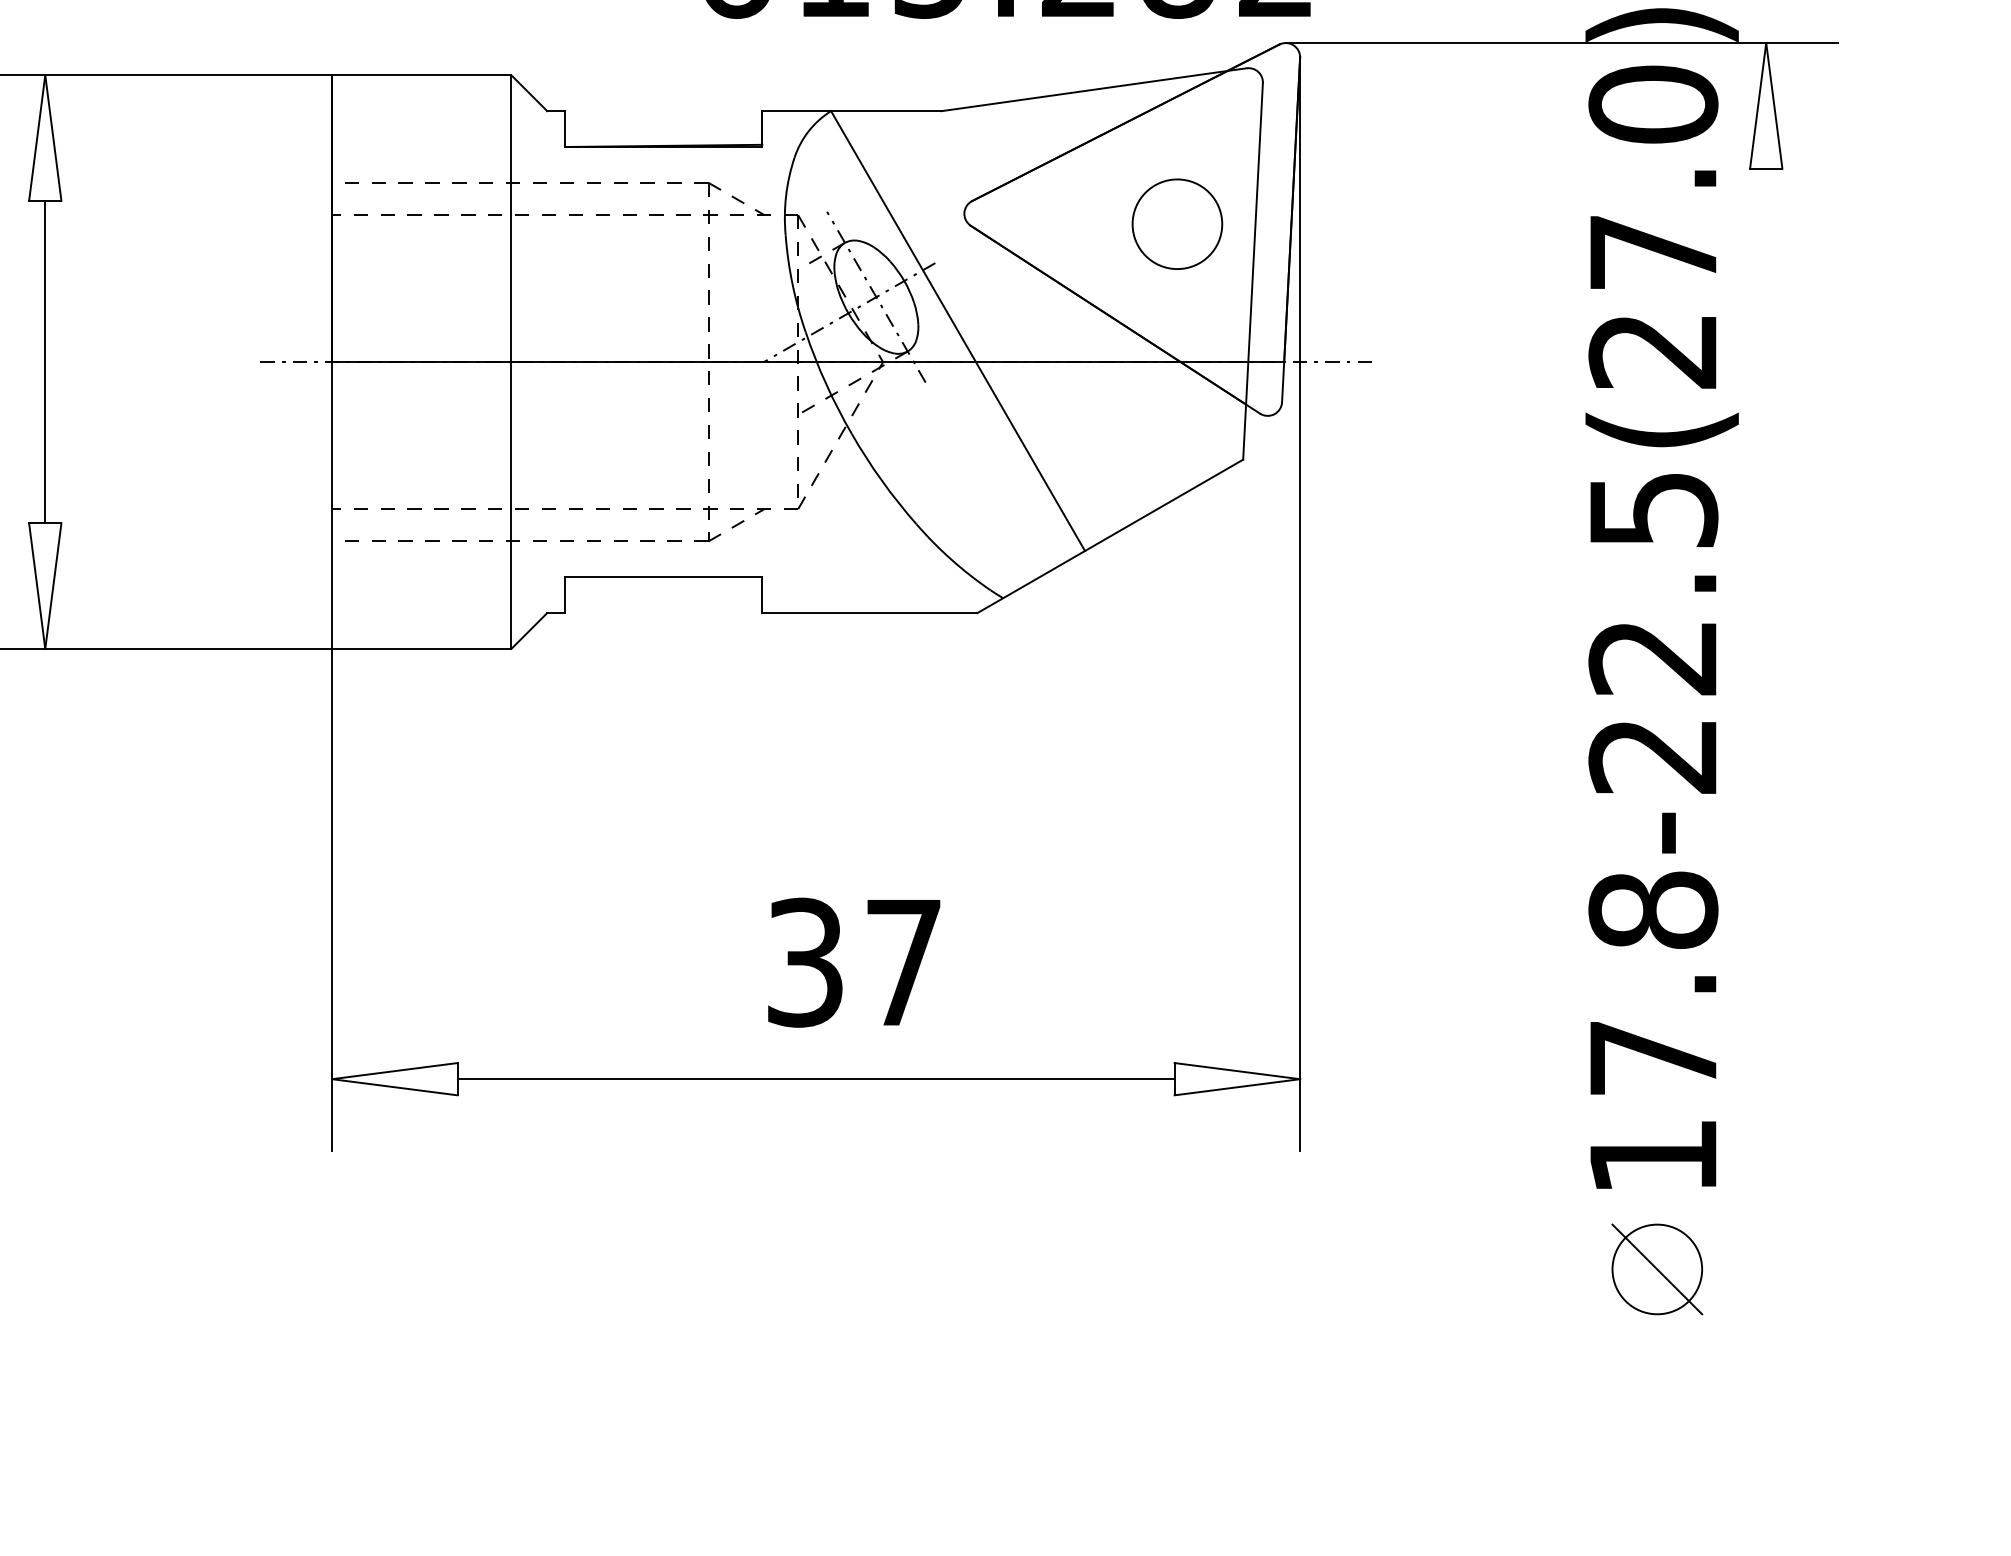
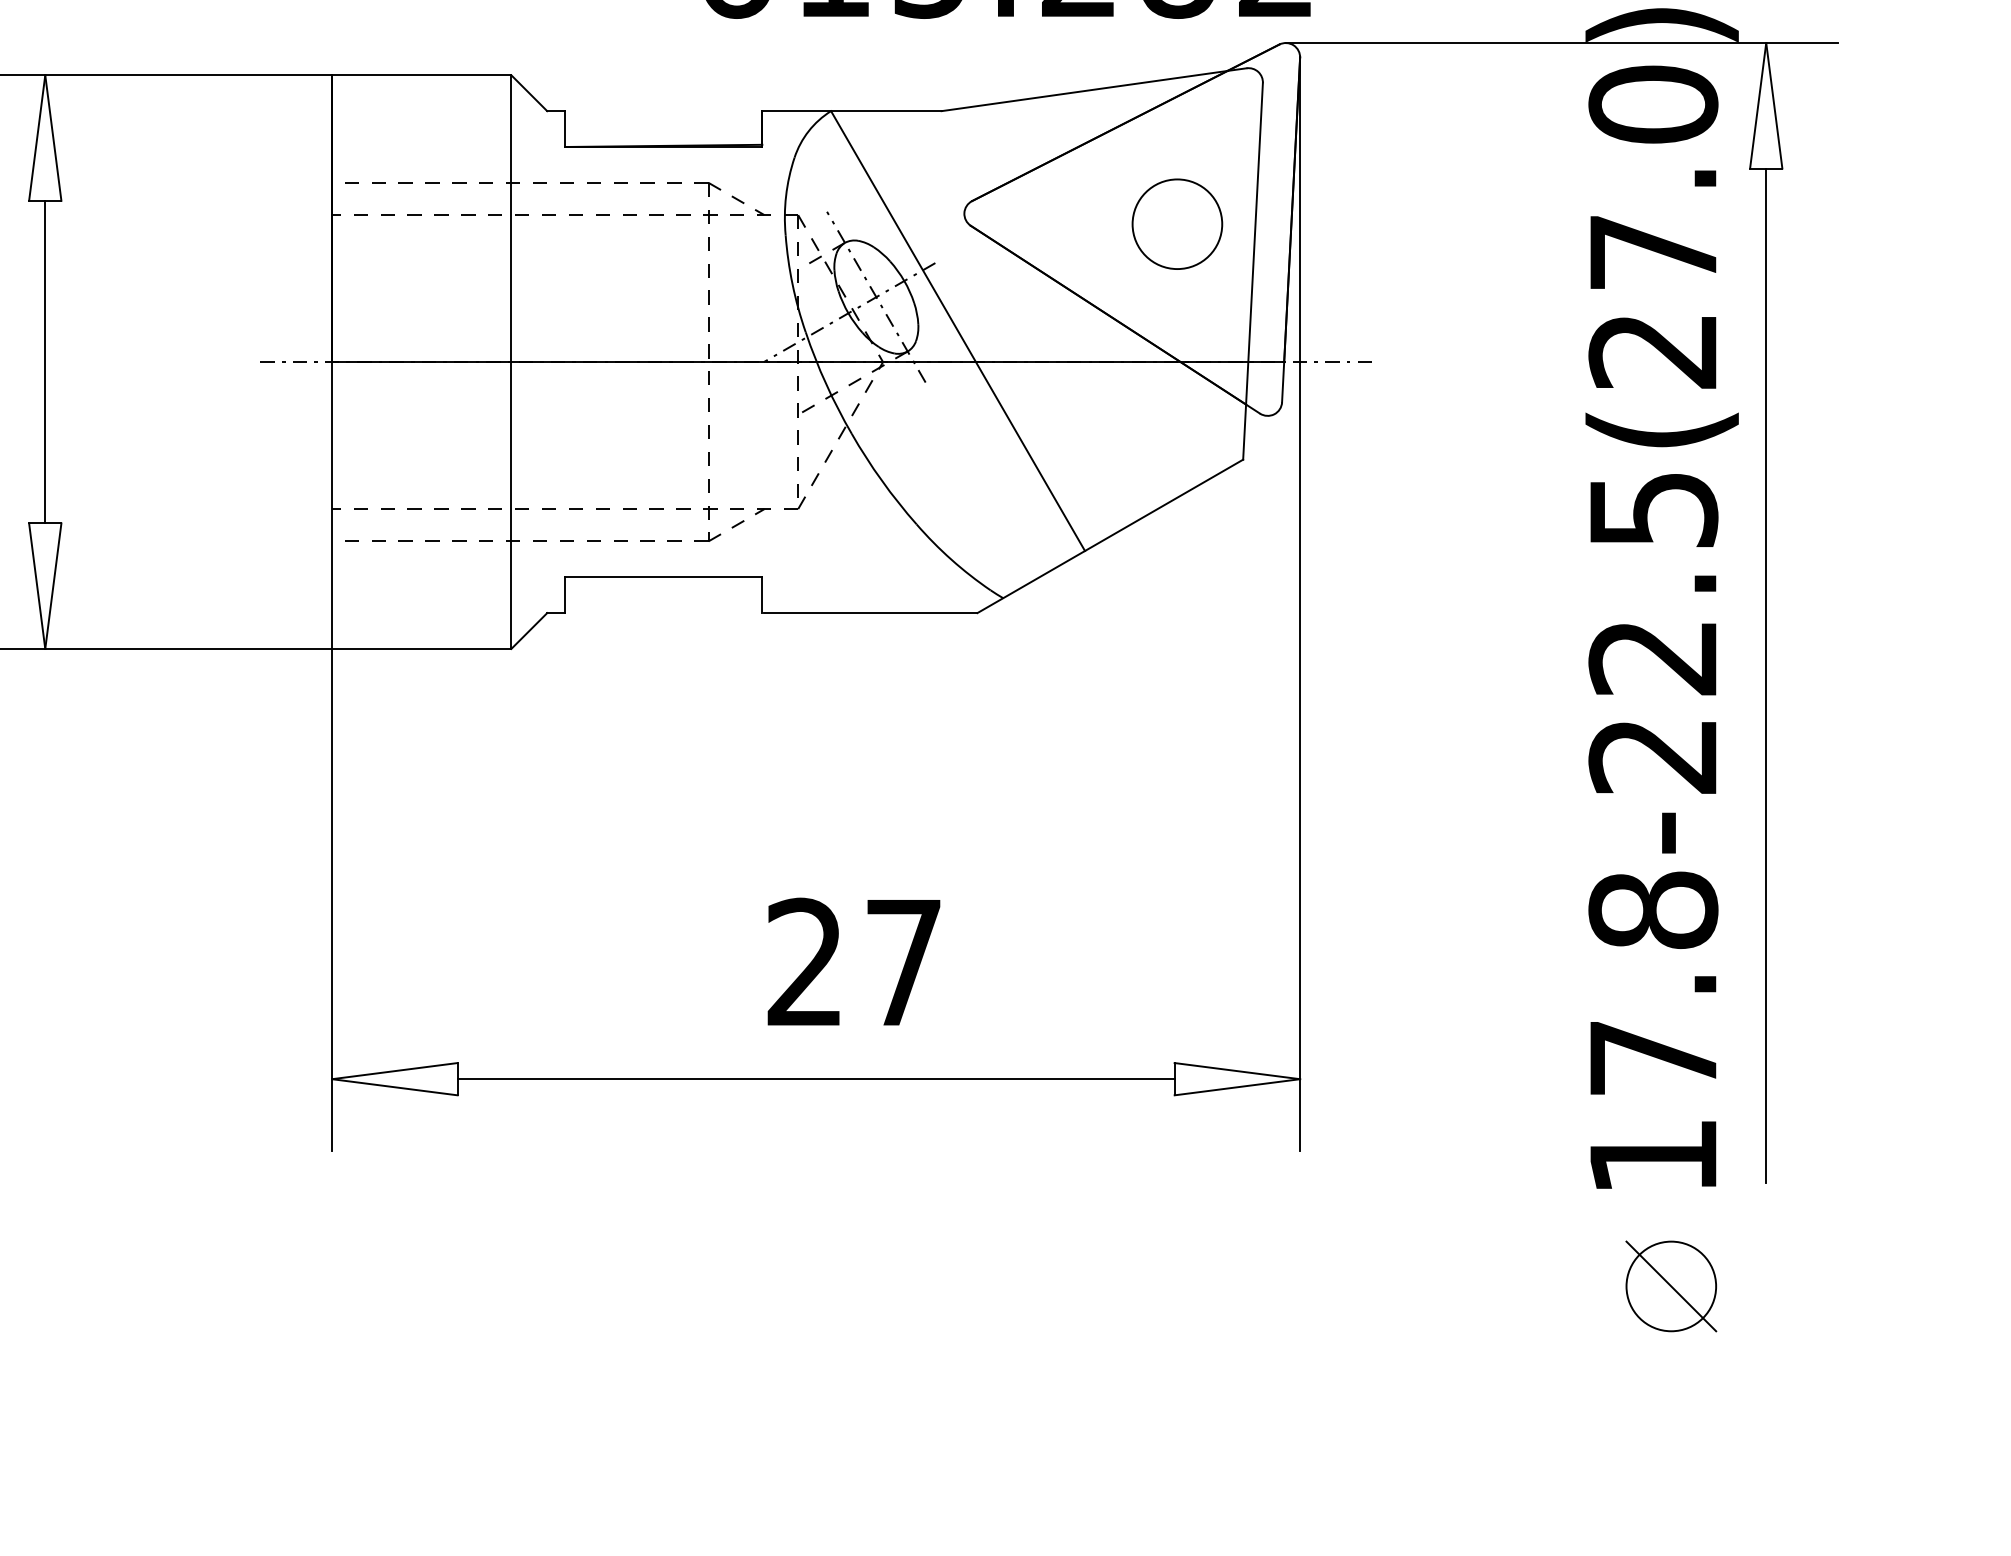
line: none -> present (1766, 675)
text: 37 -> 27 (804, 962)
part position: (1657, 1269) -> (1671, 1286) (1671, 1286)
